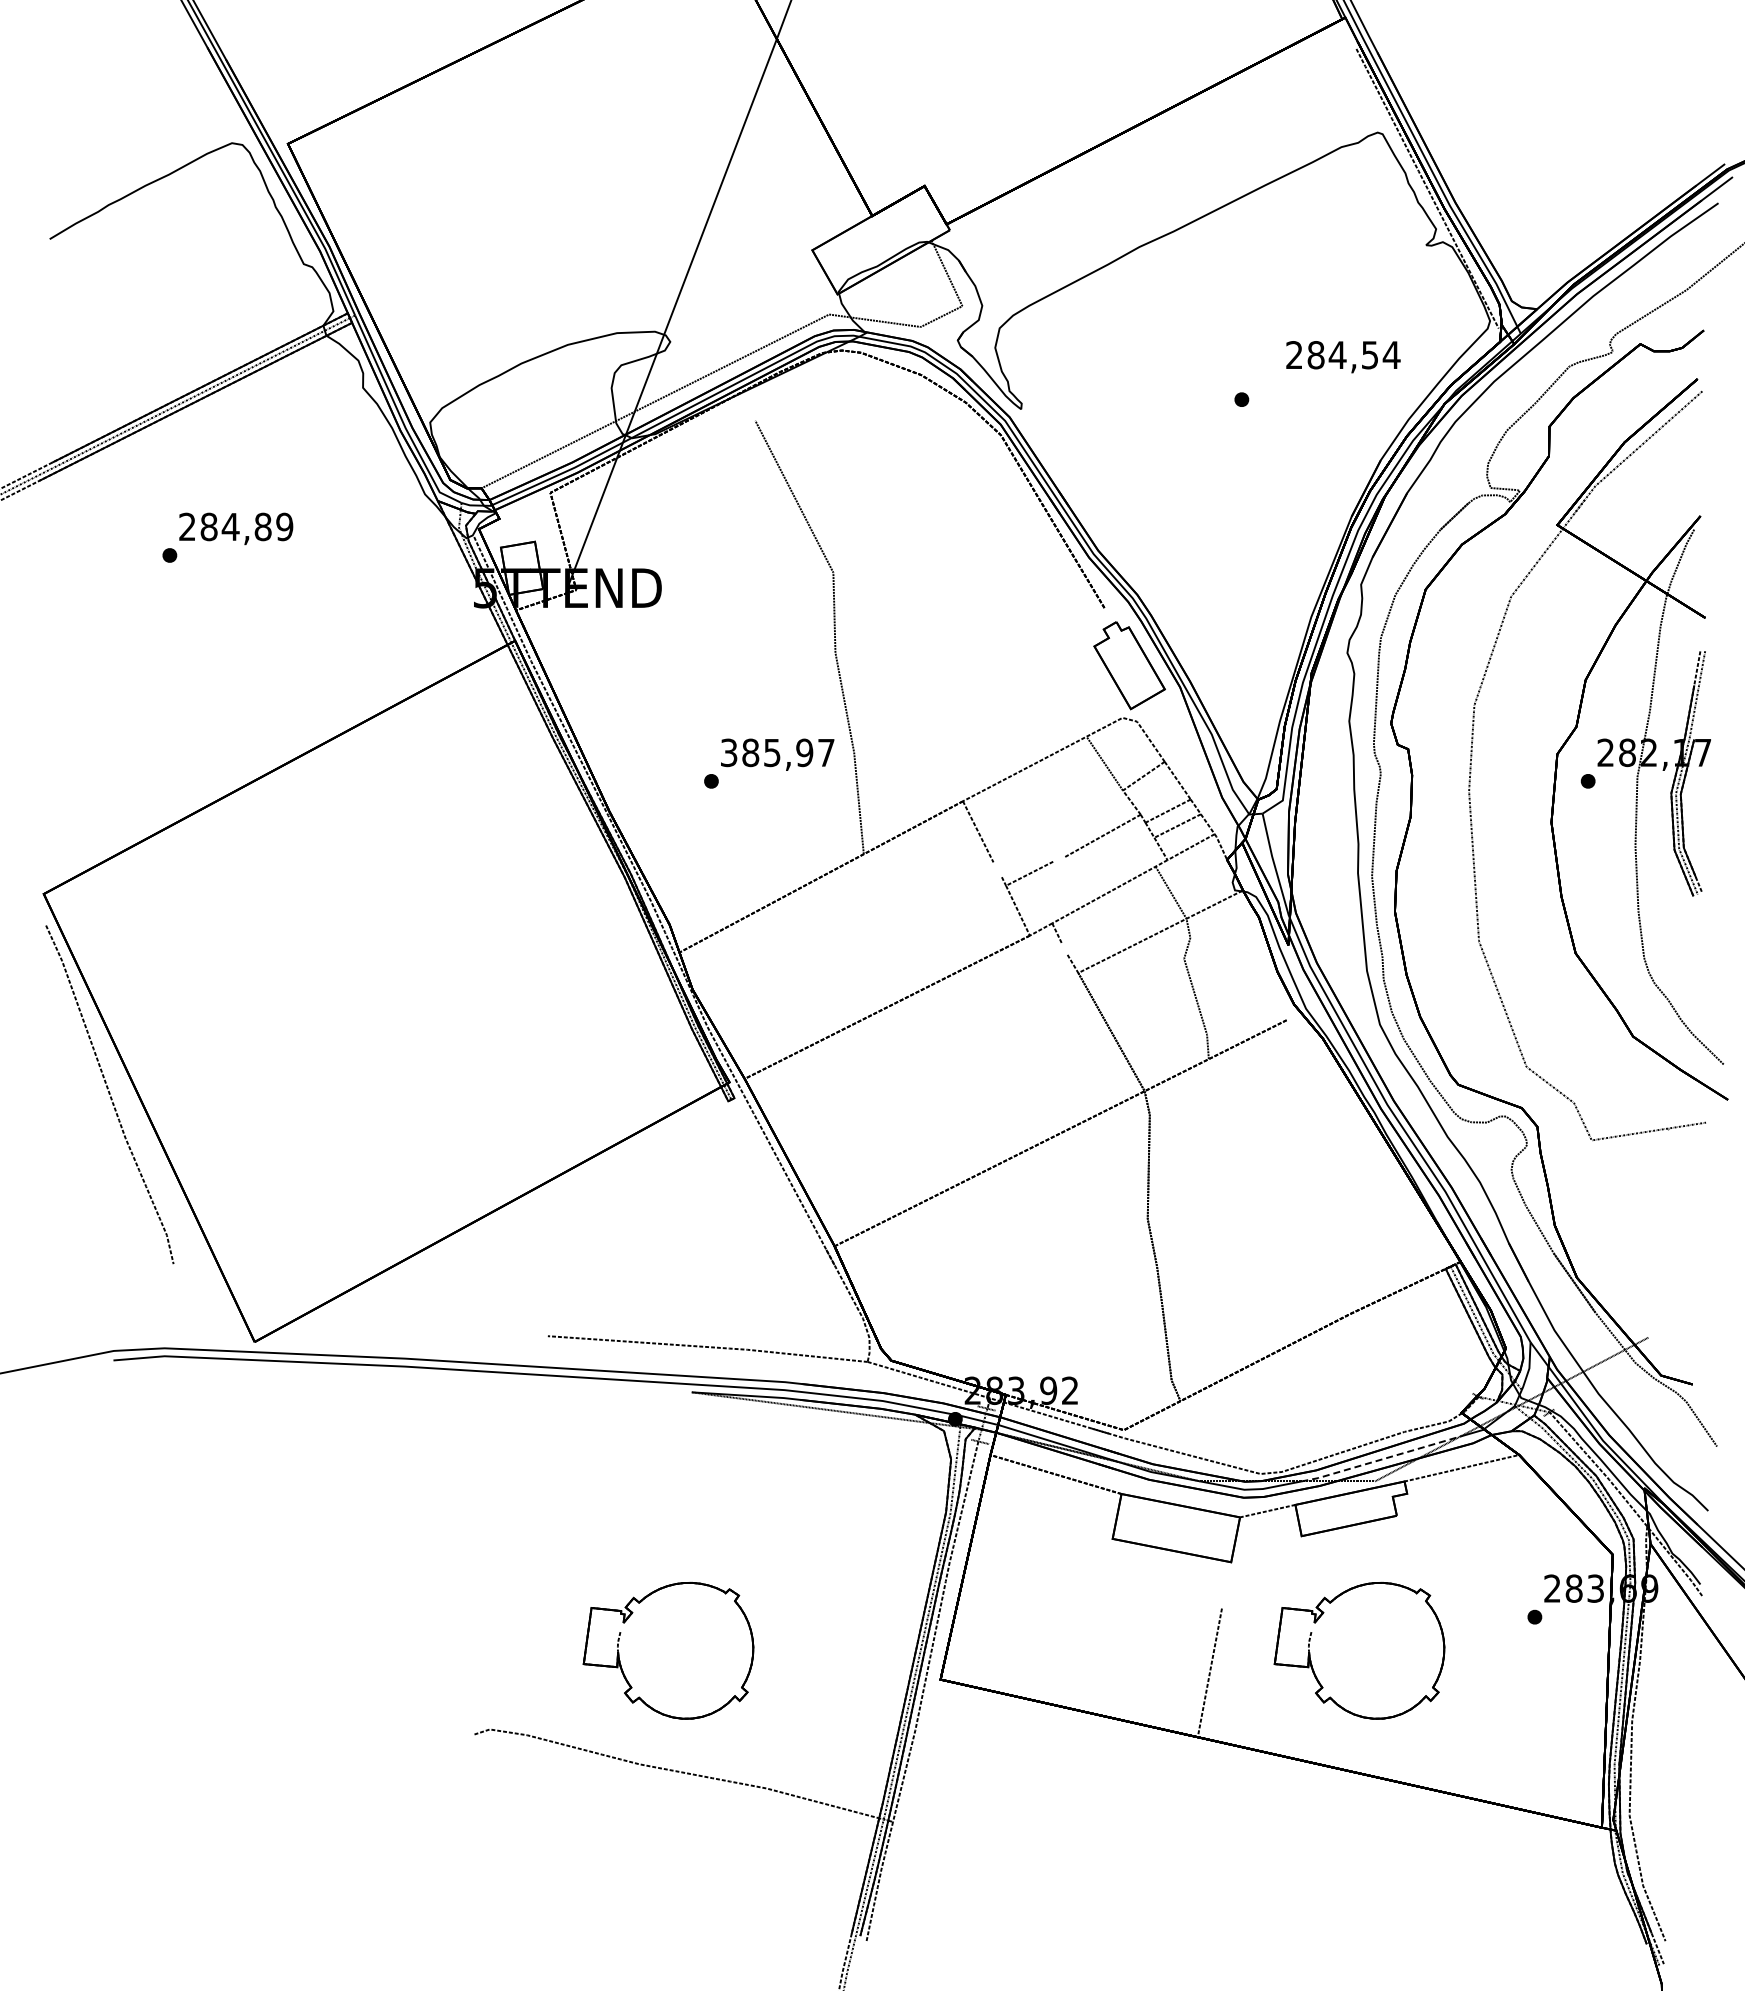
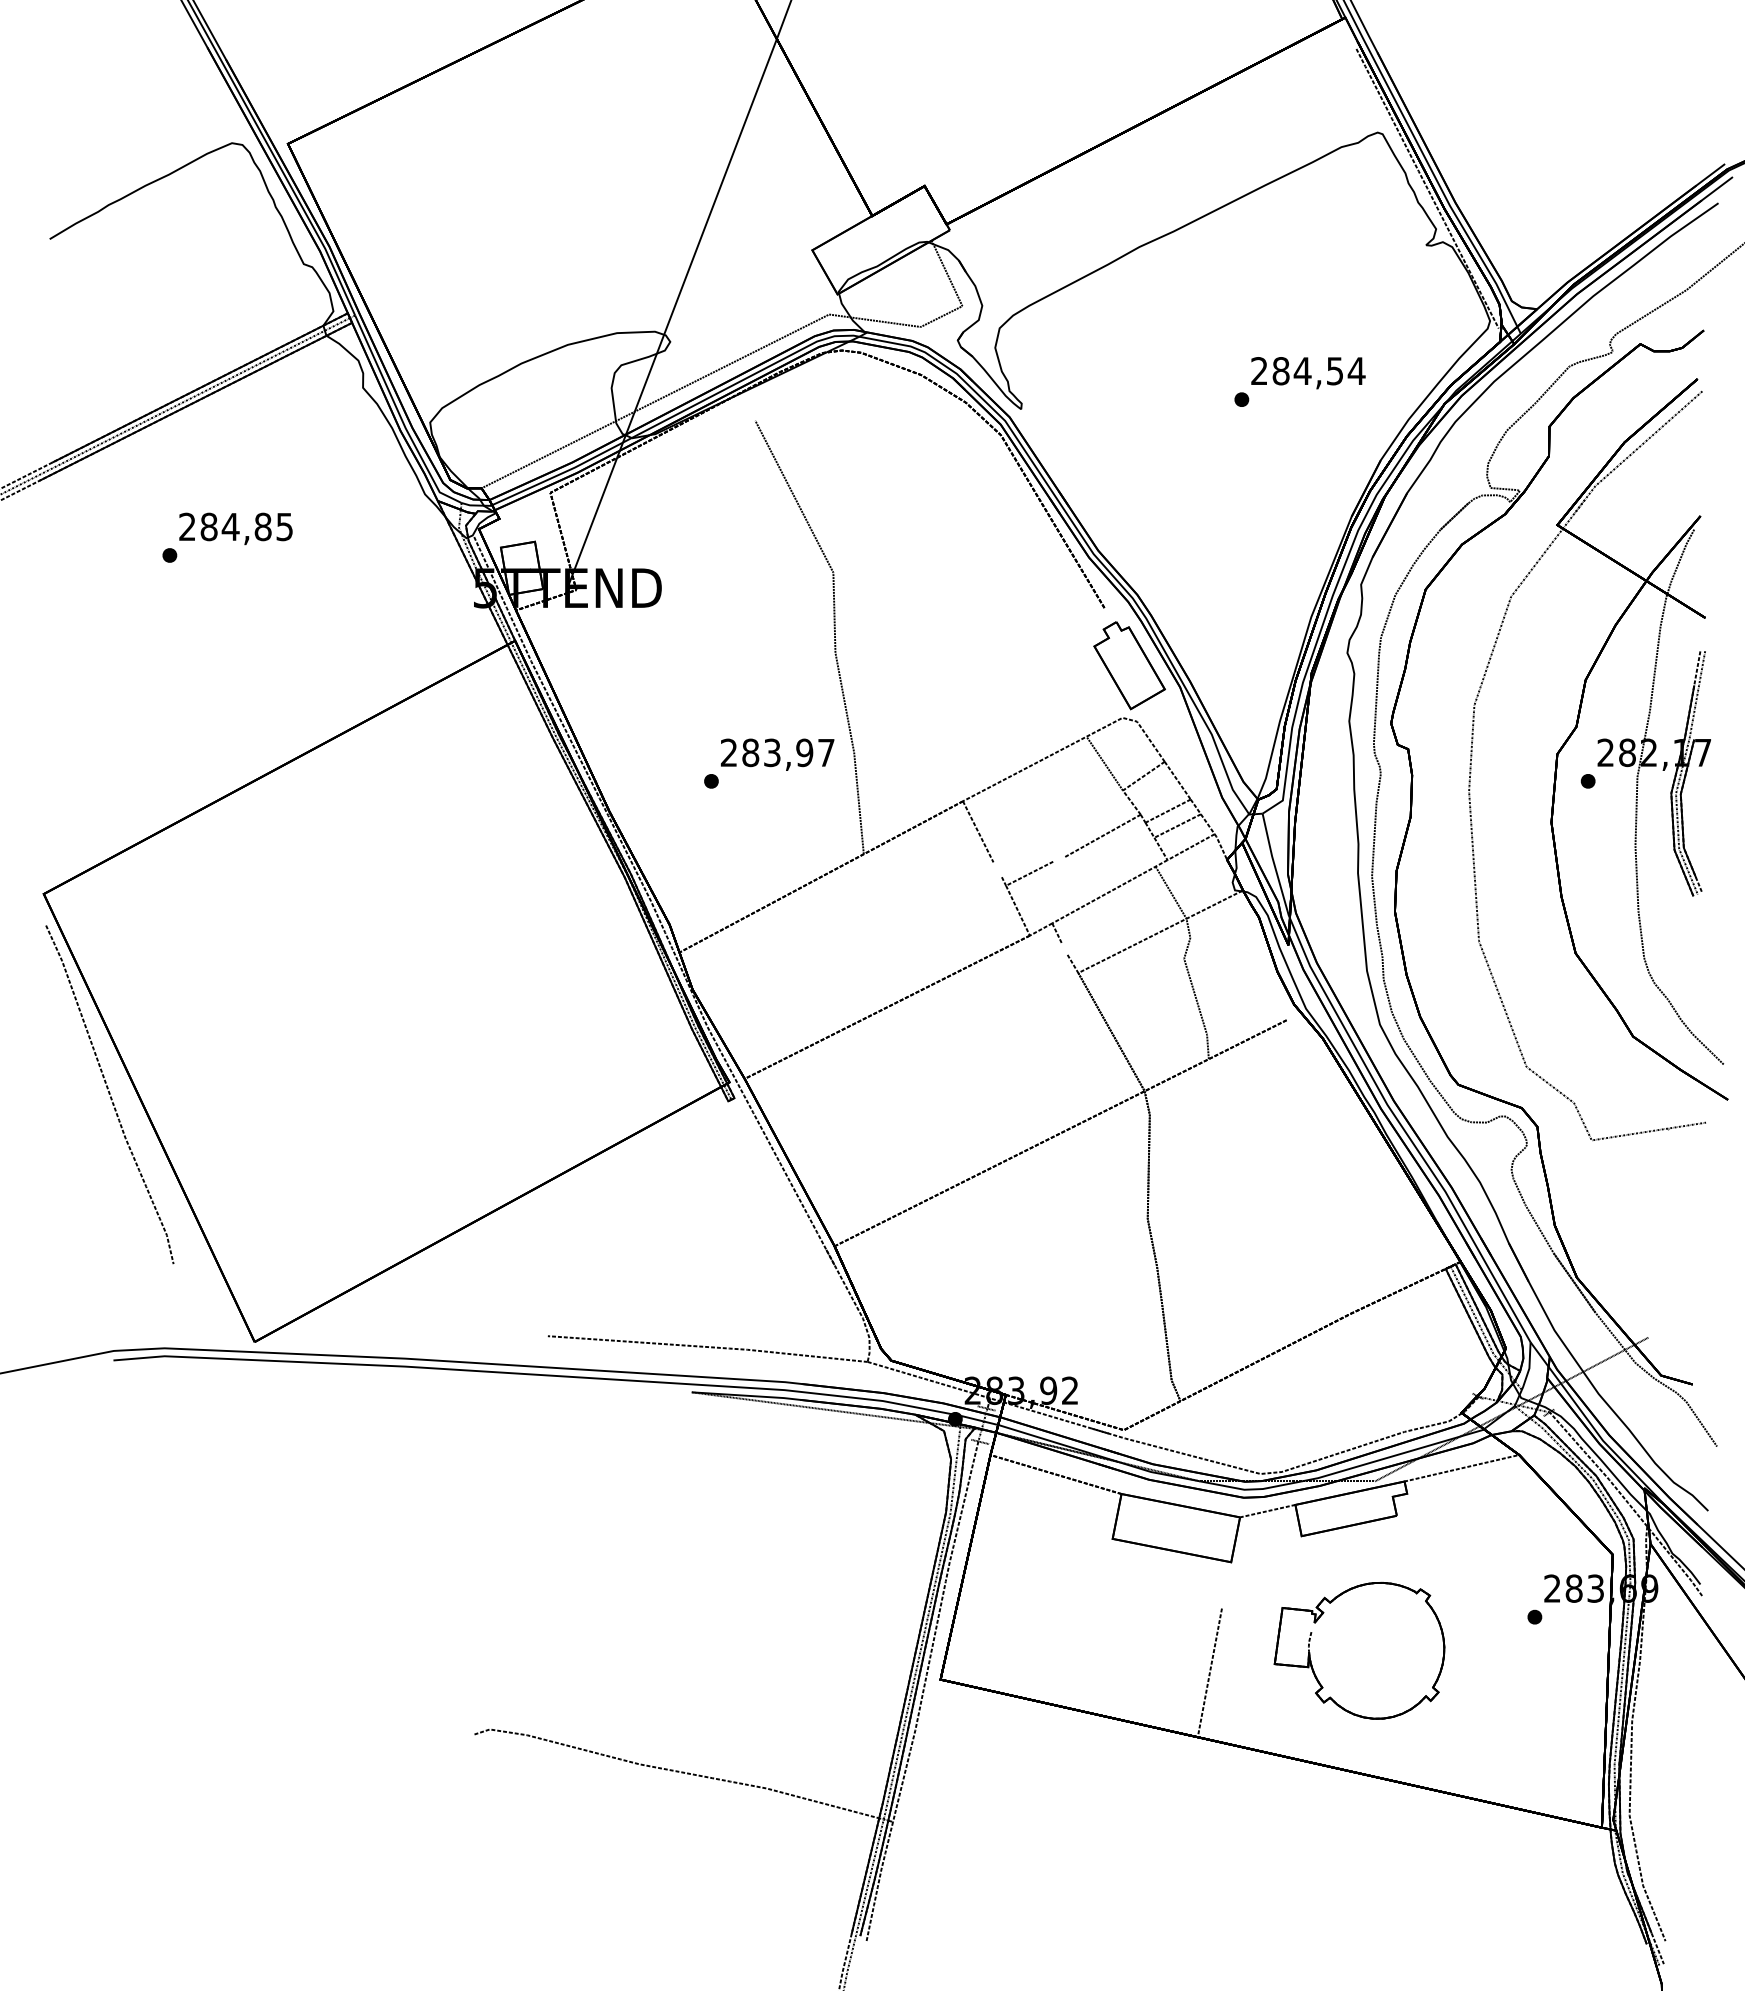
text position: (1343, 357) -> (1308, 373) (1308, 373)
text: 284,89 -> 284,85 (284, 526)
text: 385,97 -> 283,97 (750, 752)
line: dashed -> solid (1380, 1459)
part: present -> none (668, 1650)
